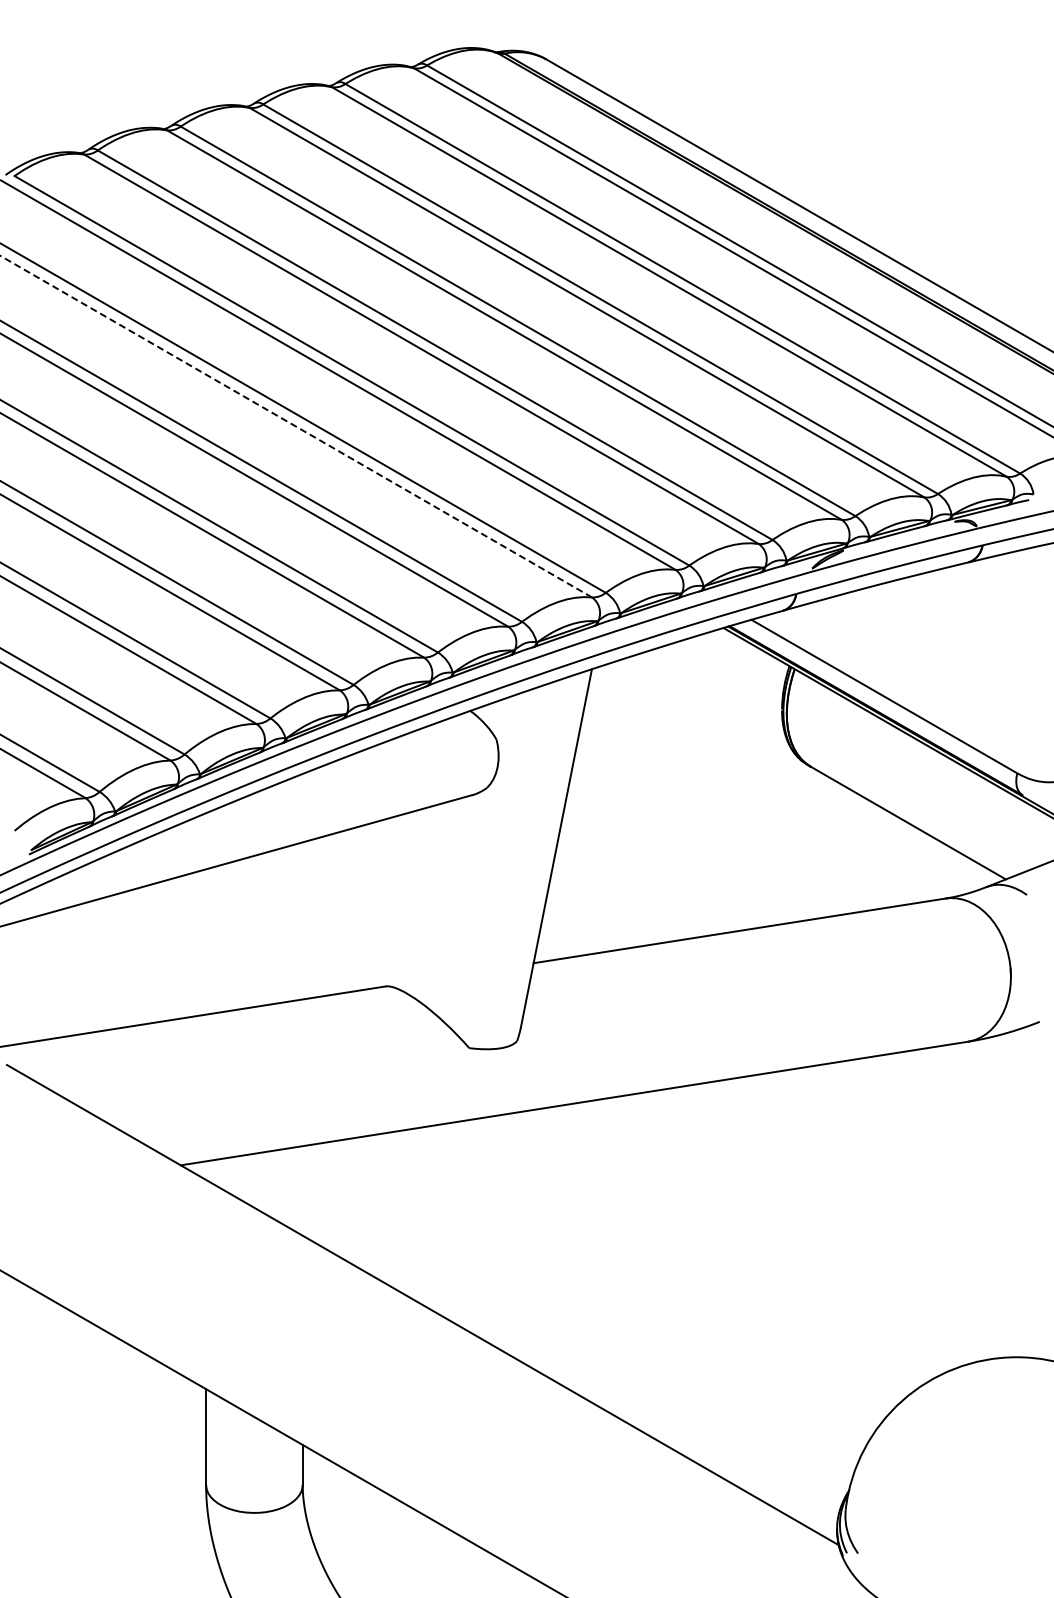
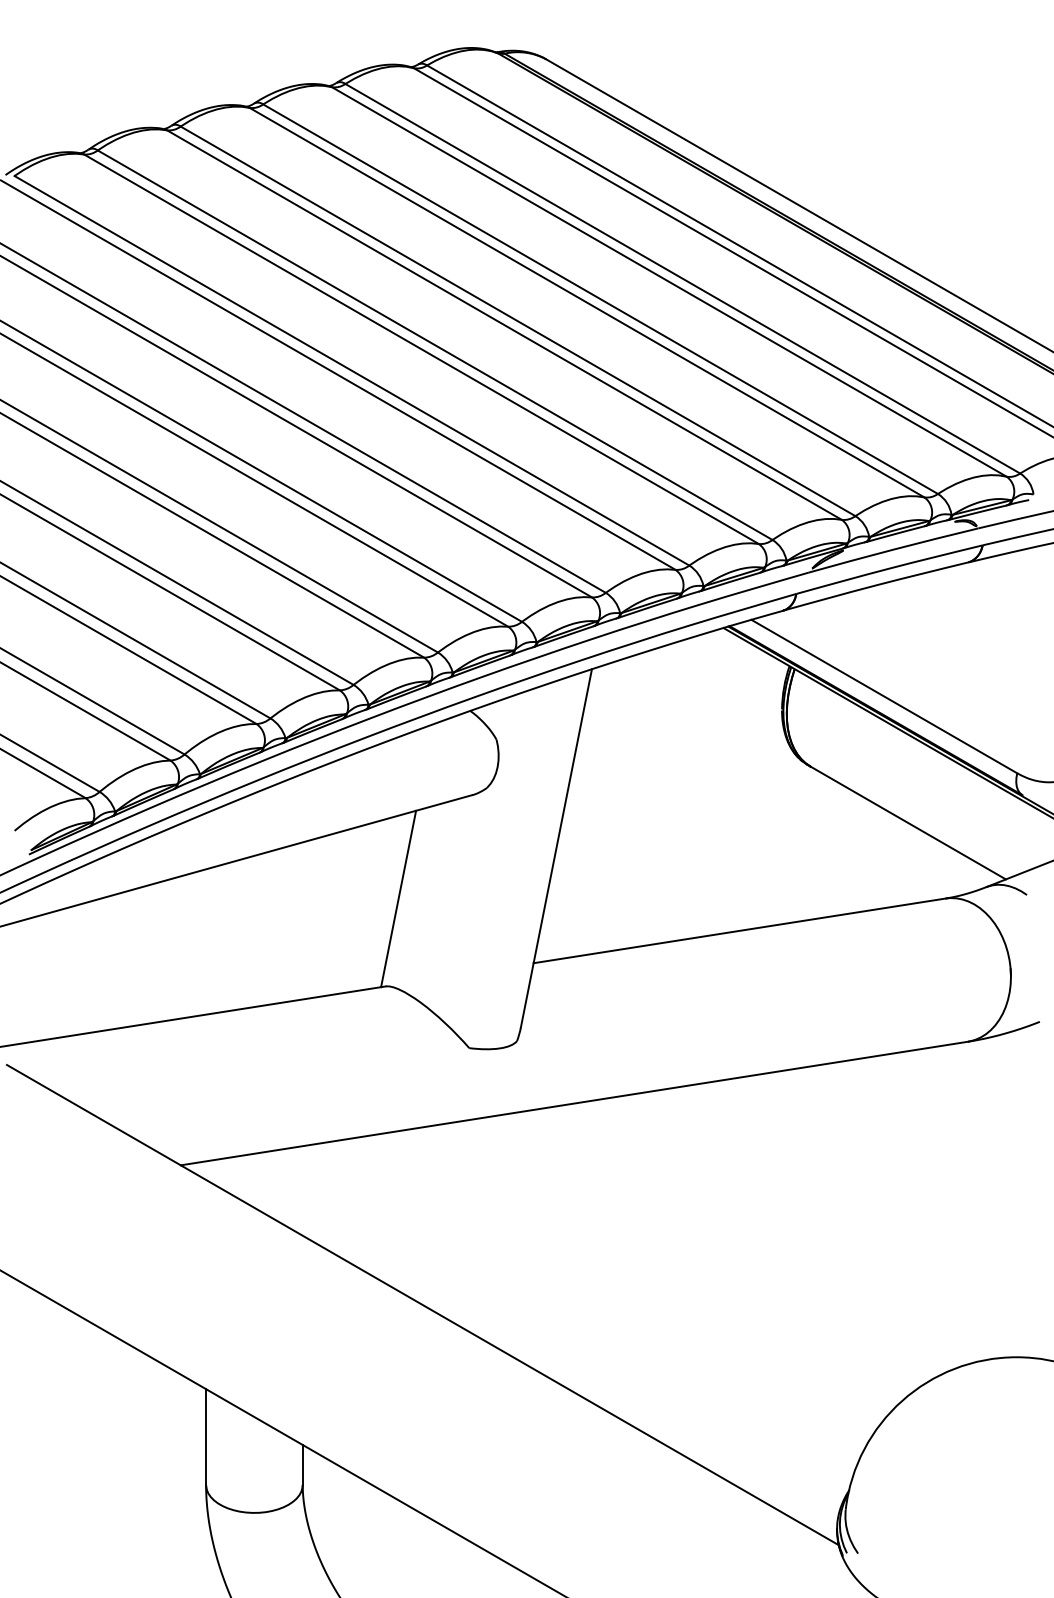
line: dashed -> solid (296, 426)
line: none -> present (398, 898)
